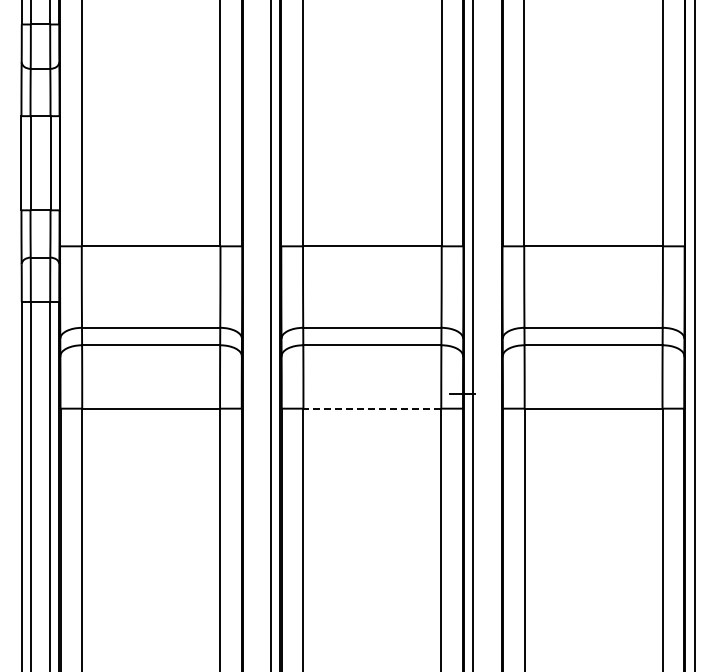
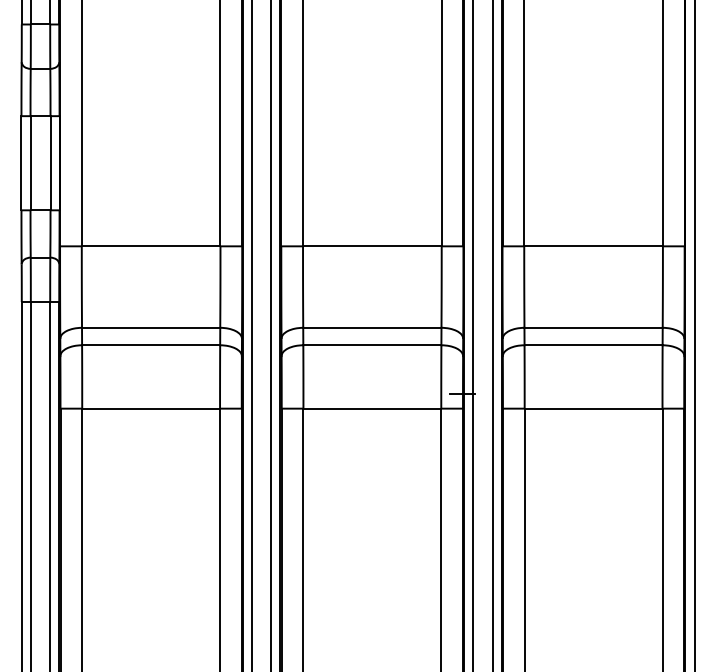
line: none -> present (252, 335)
line: none -> present (492, 335)
line: dashed -> solid (372, 408)
